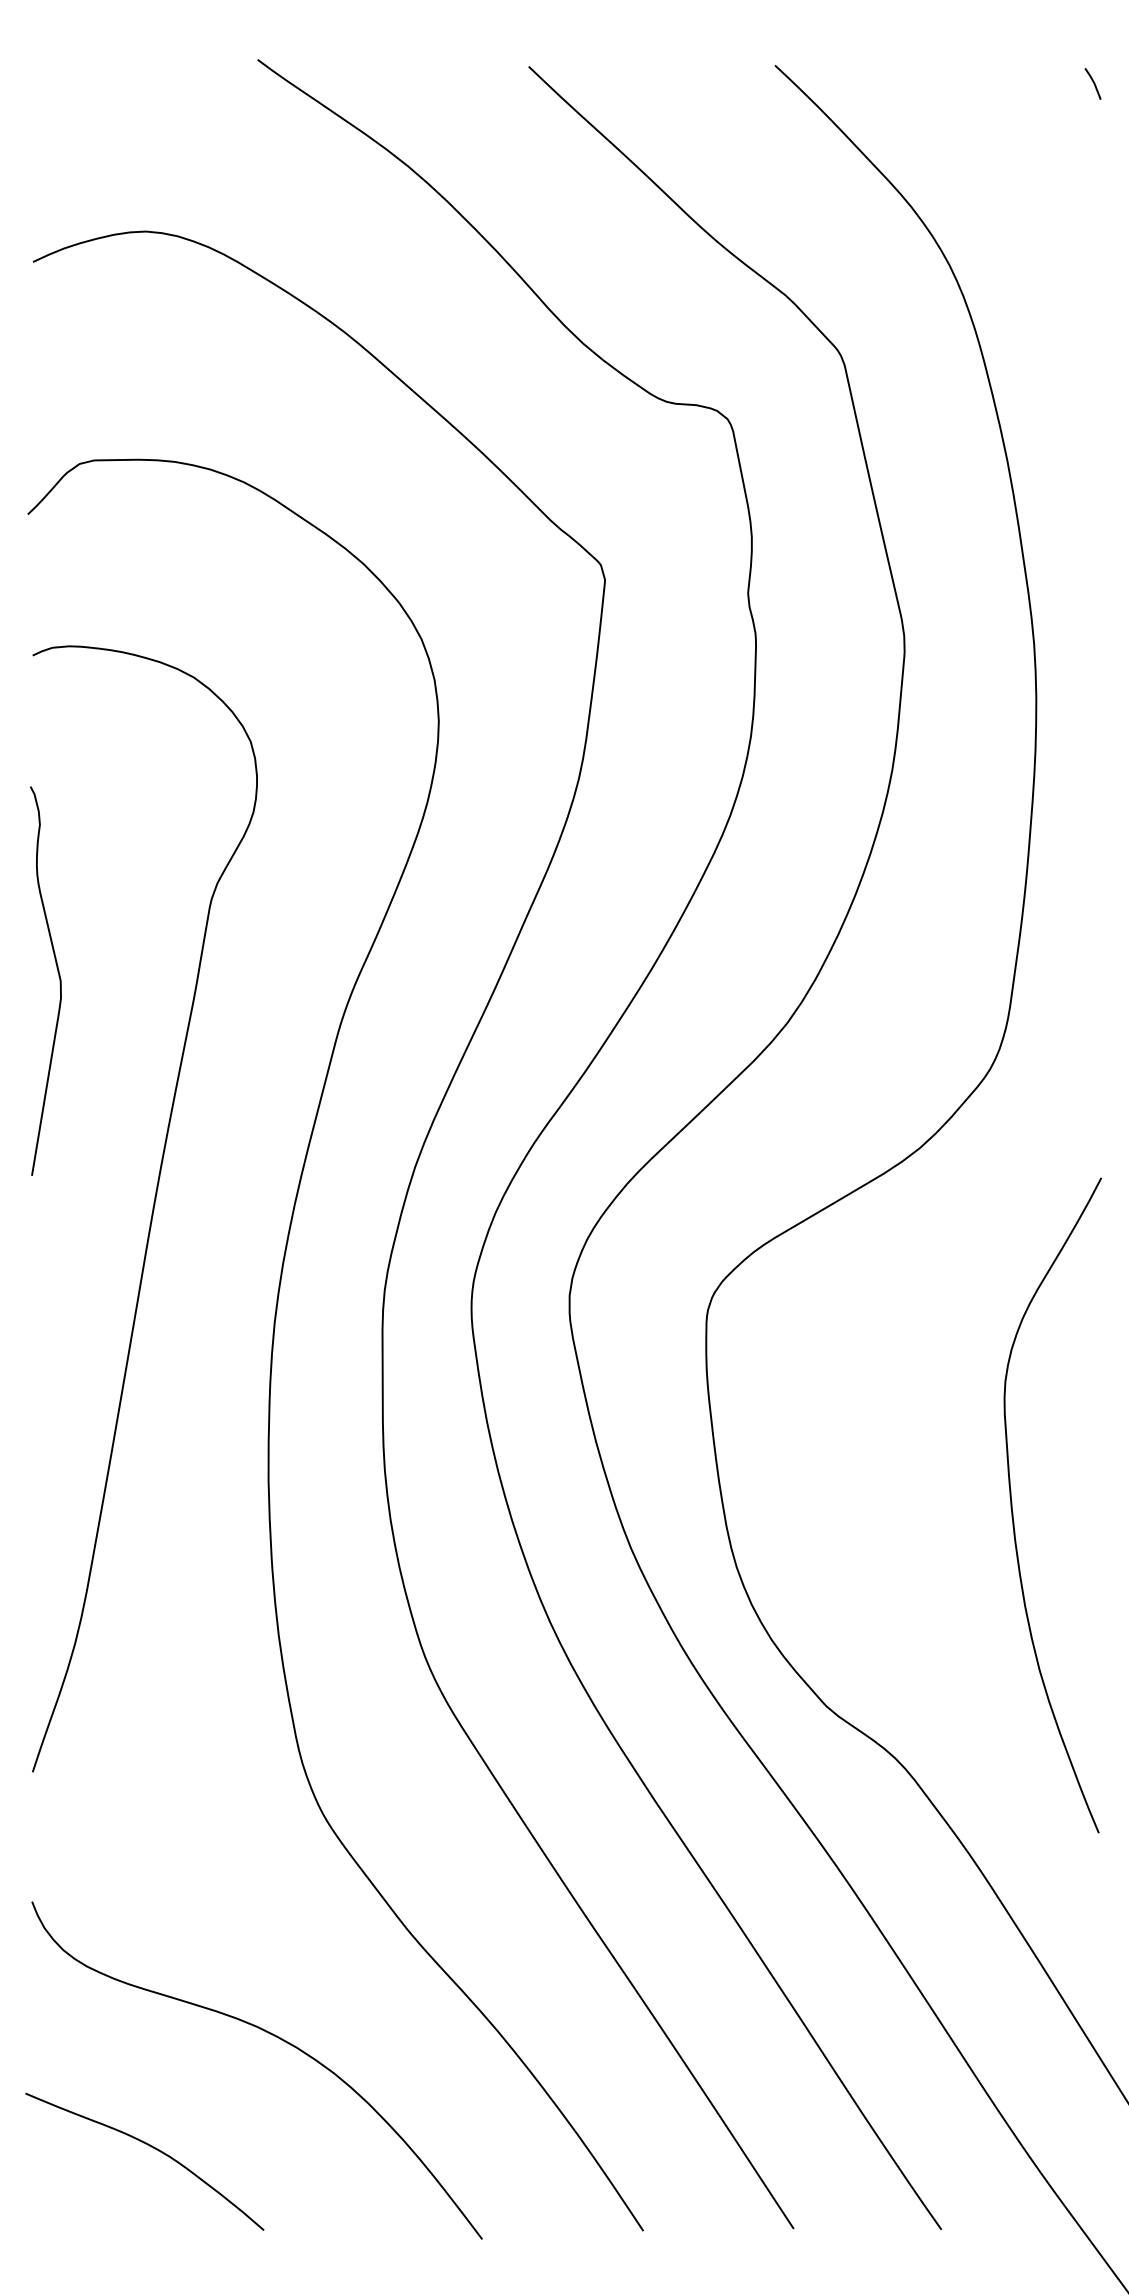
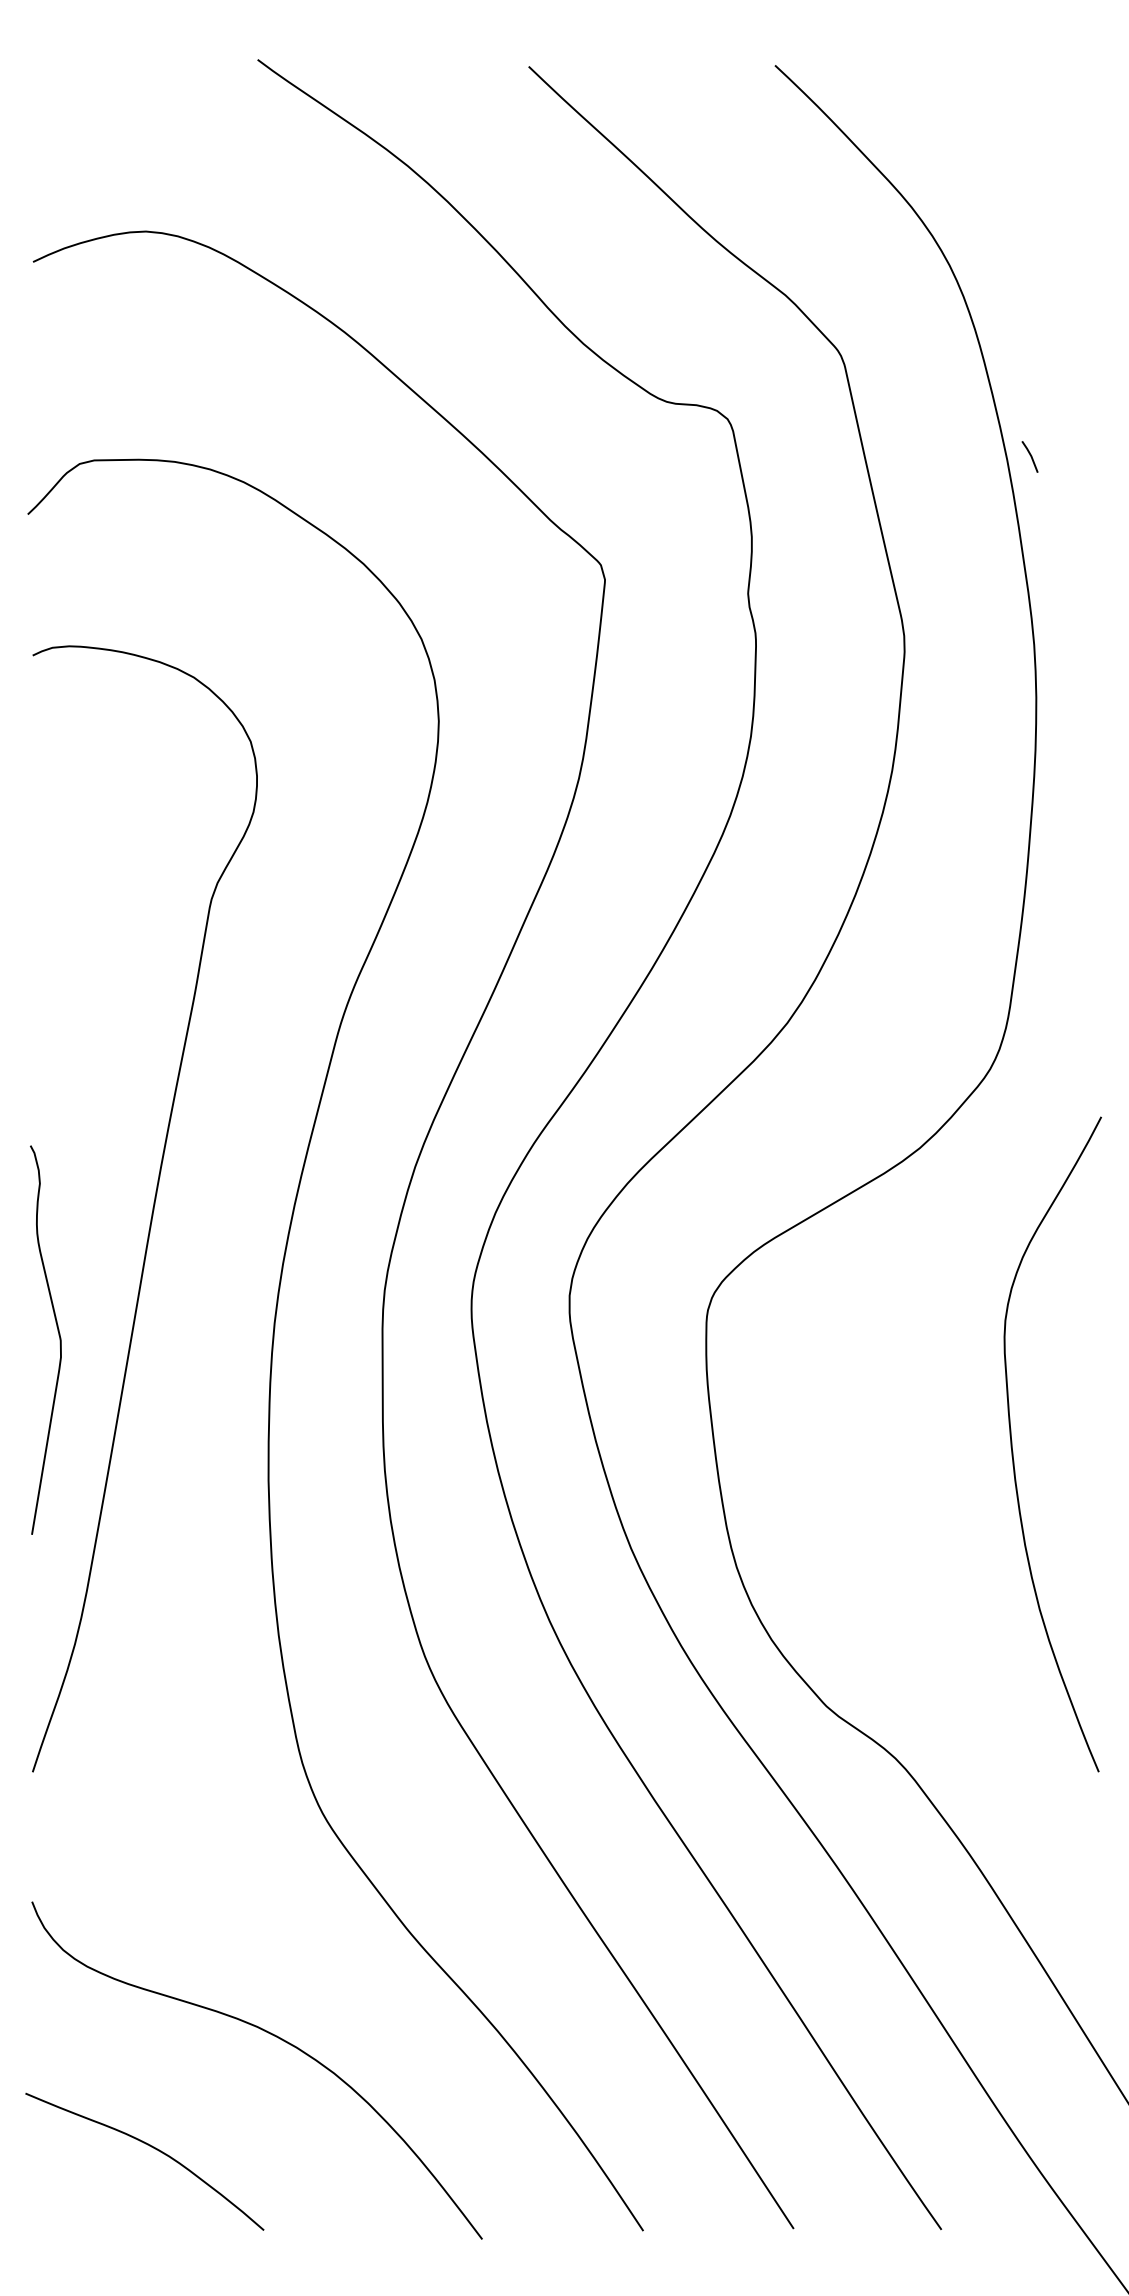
line position: (1092, 82) -> (1029, 455) (1029, 455)
curve position: (58, 976) -> (58, 1335) (58, 1335)
curve position: (1013, 1512) -> (1013, 1451) (1013, 1451)
